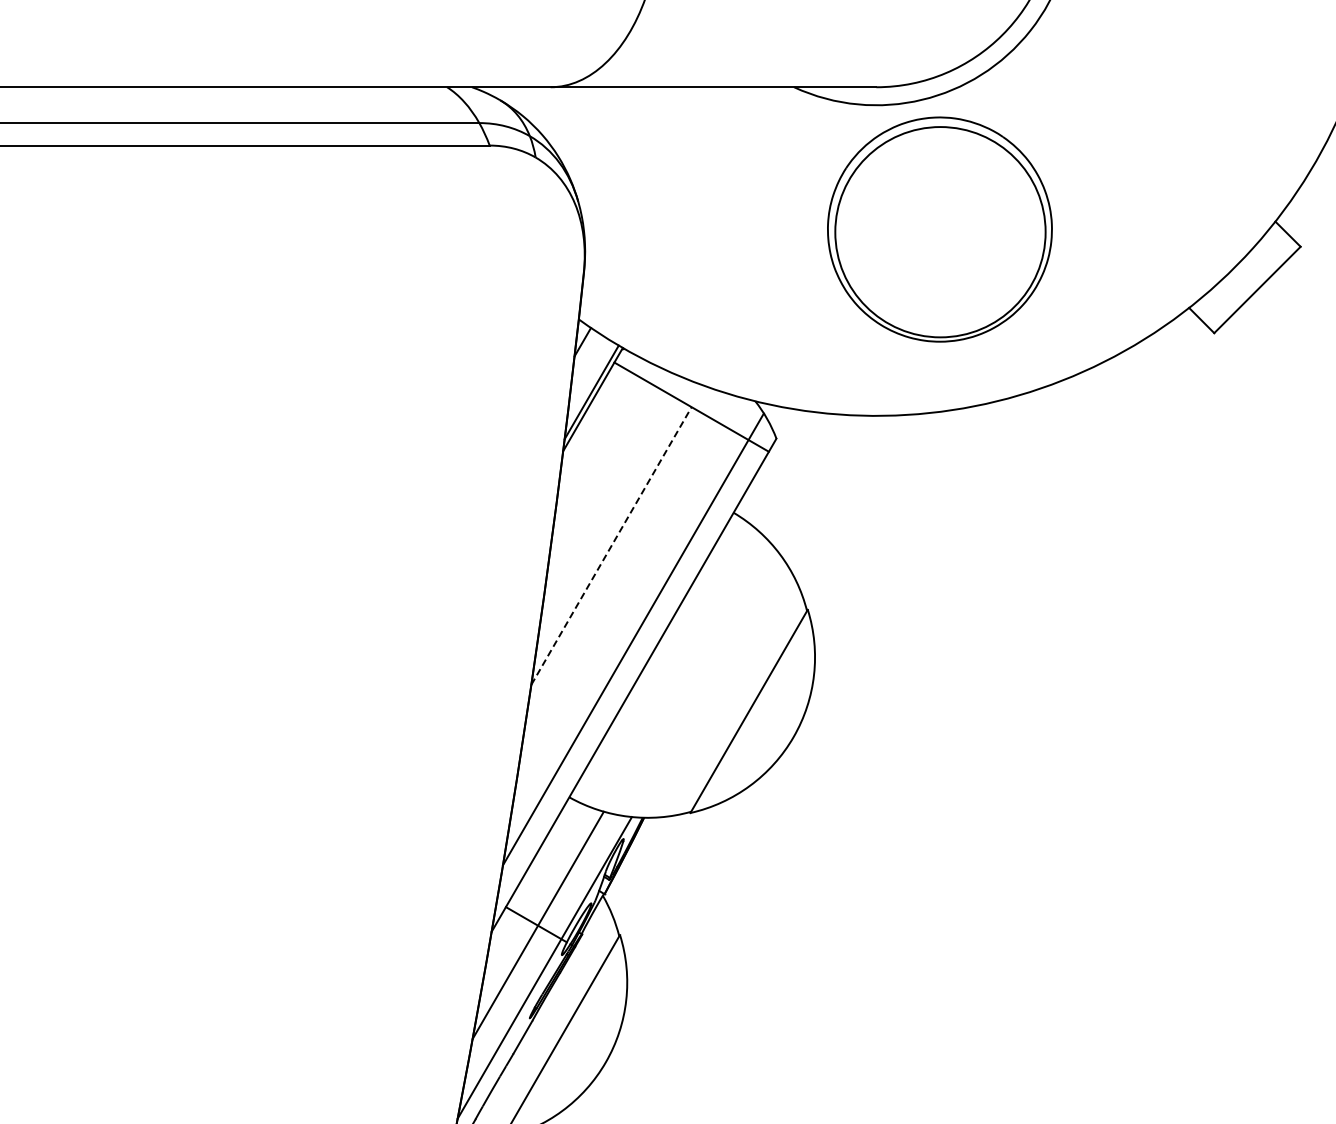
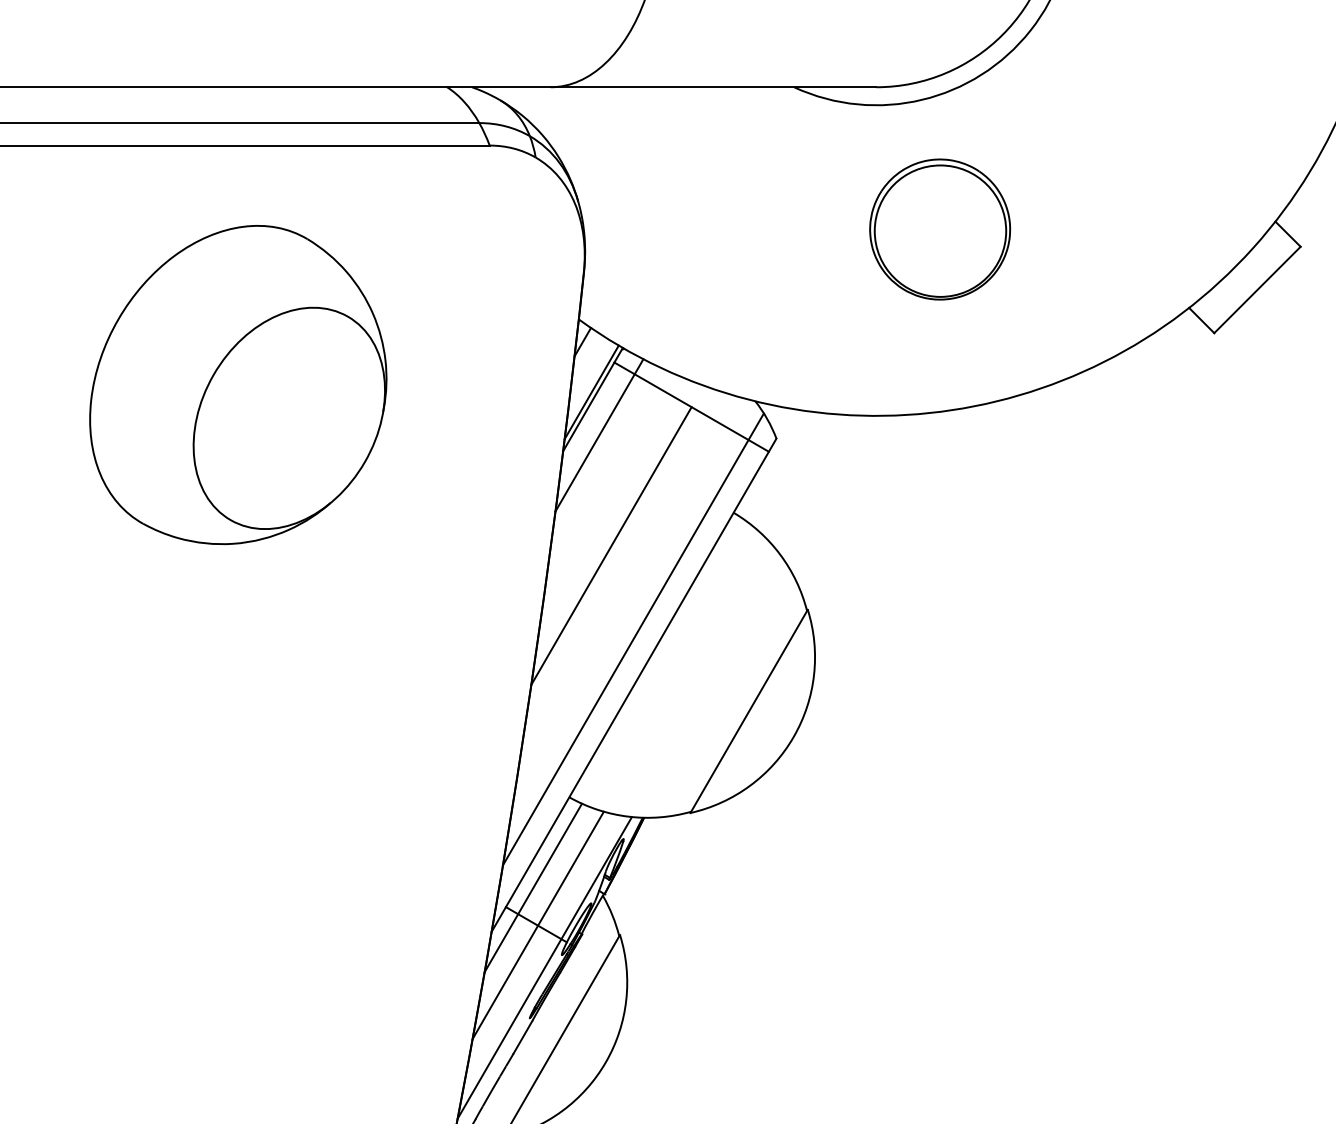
part size: 226x227 px -> 143x143 px (940, 229)
part: none -> present (238, 385)
line: none -> present (599, 435)
line: dashed -> solid (611, 545)
line: none -> present (533, 887)
